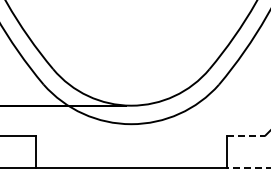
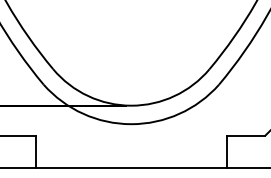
line: dashed -> solid (246, 135)
line: dashed -> solid (249, 167)
